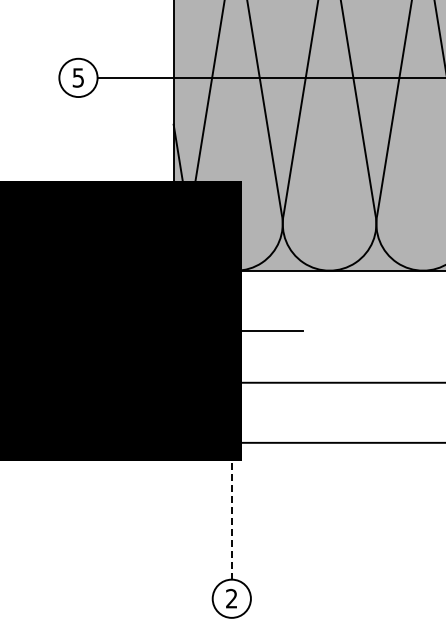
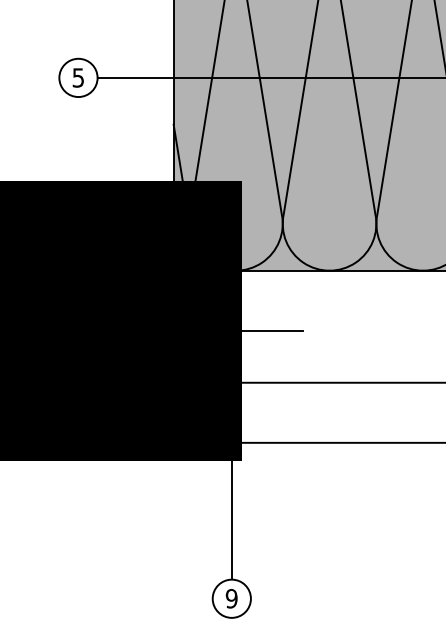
line: dashed -> solid (231, 509)
text: 2 -> 9 (231, 598)
